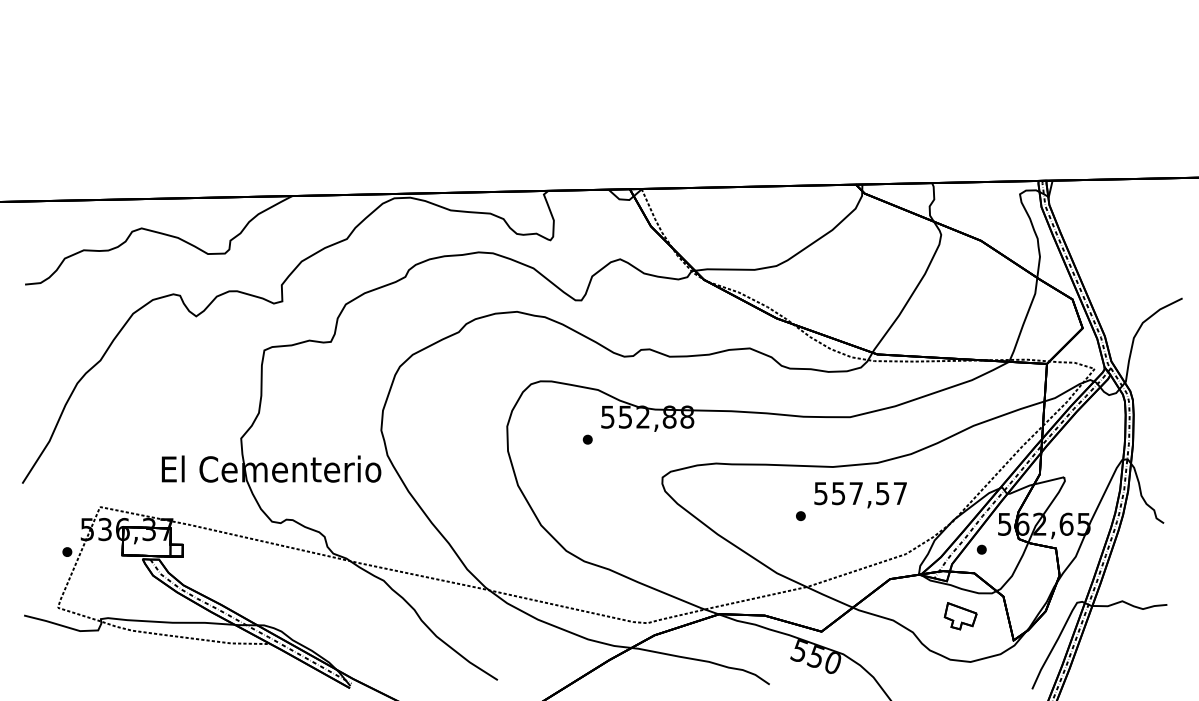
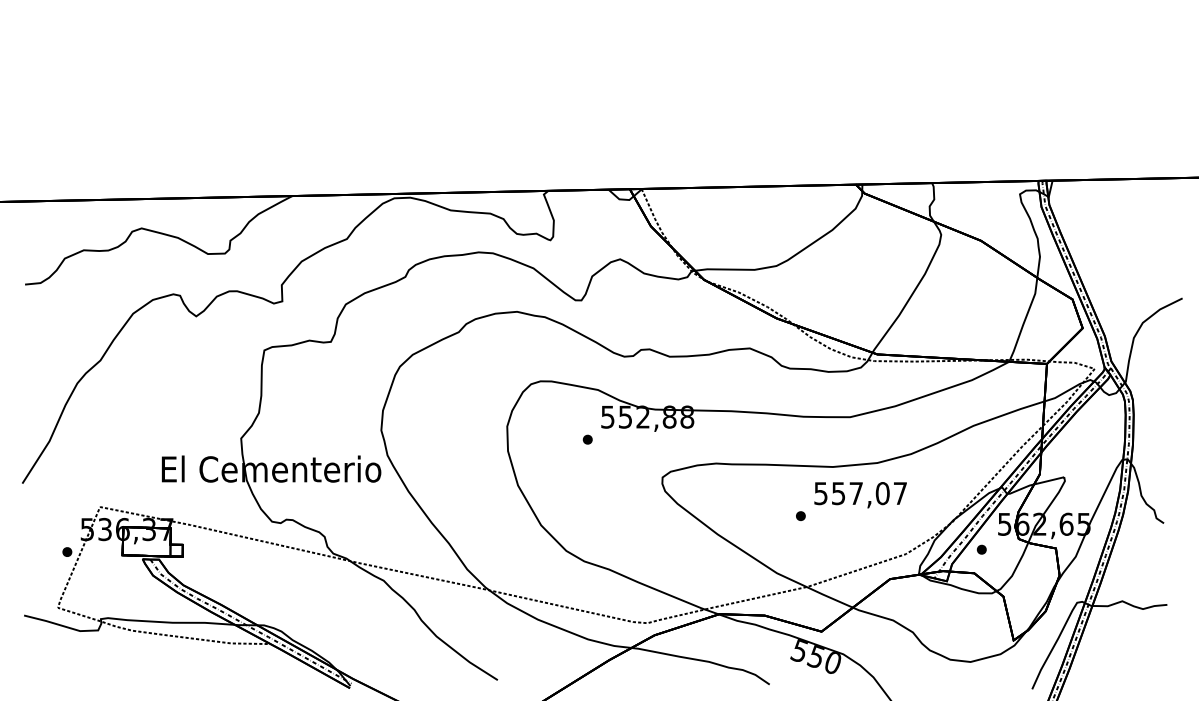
text: 557,57 -> 557,07 (882, 493)
part: present -> none (960, 616)
